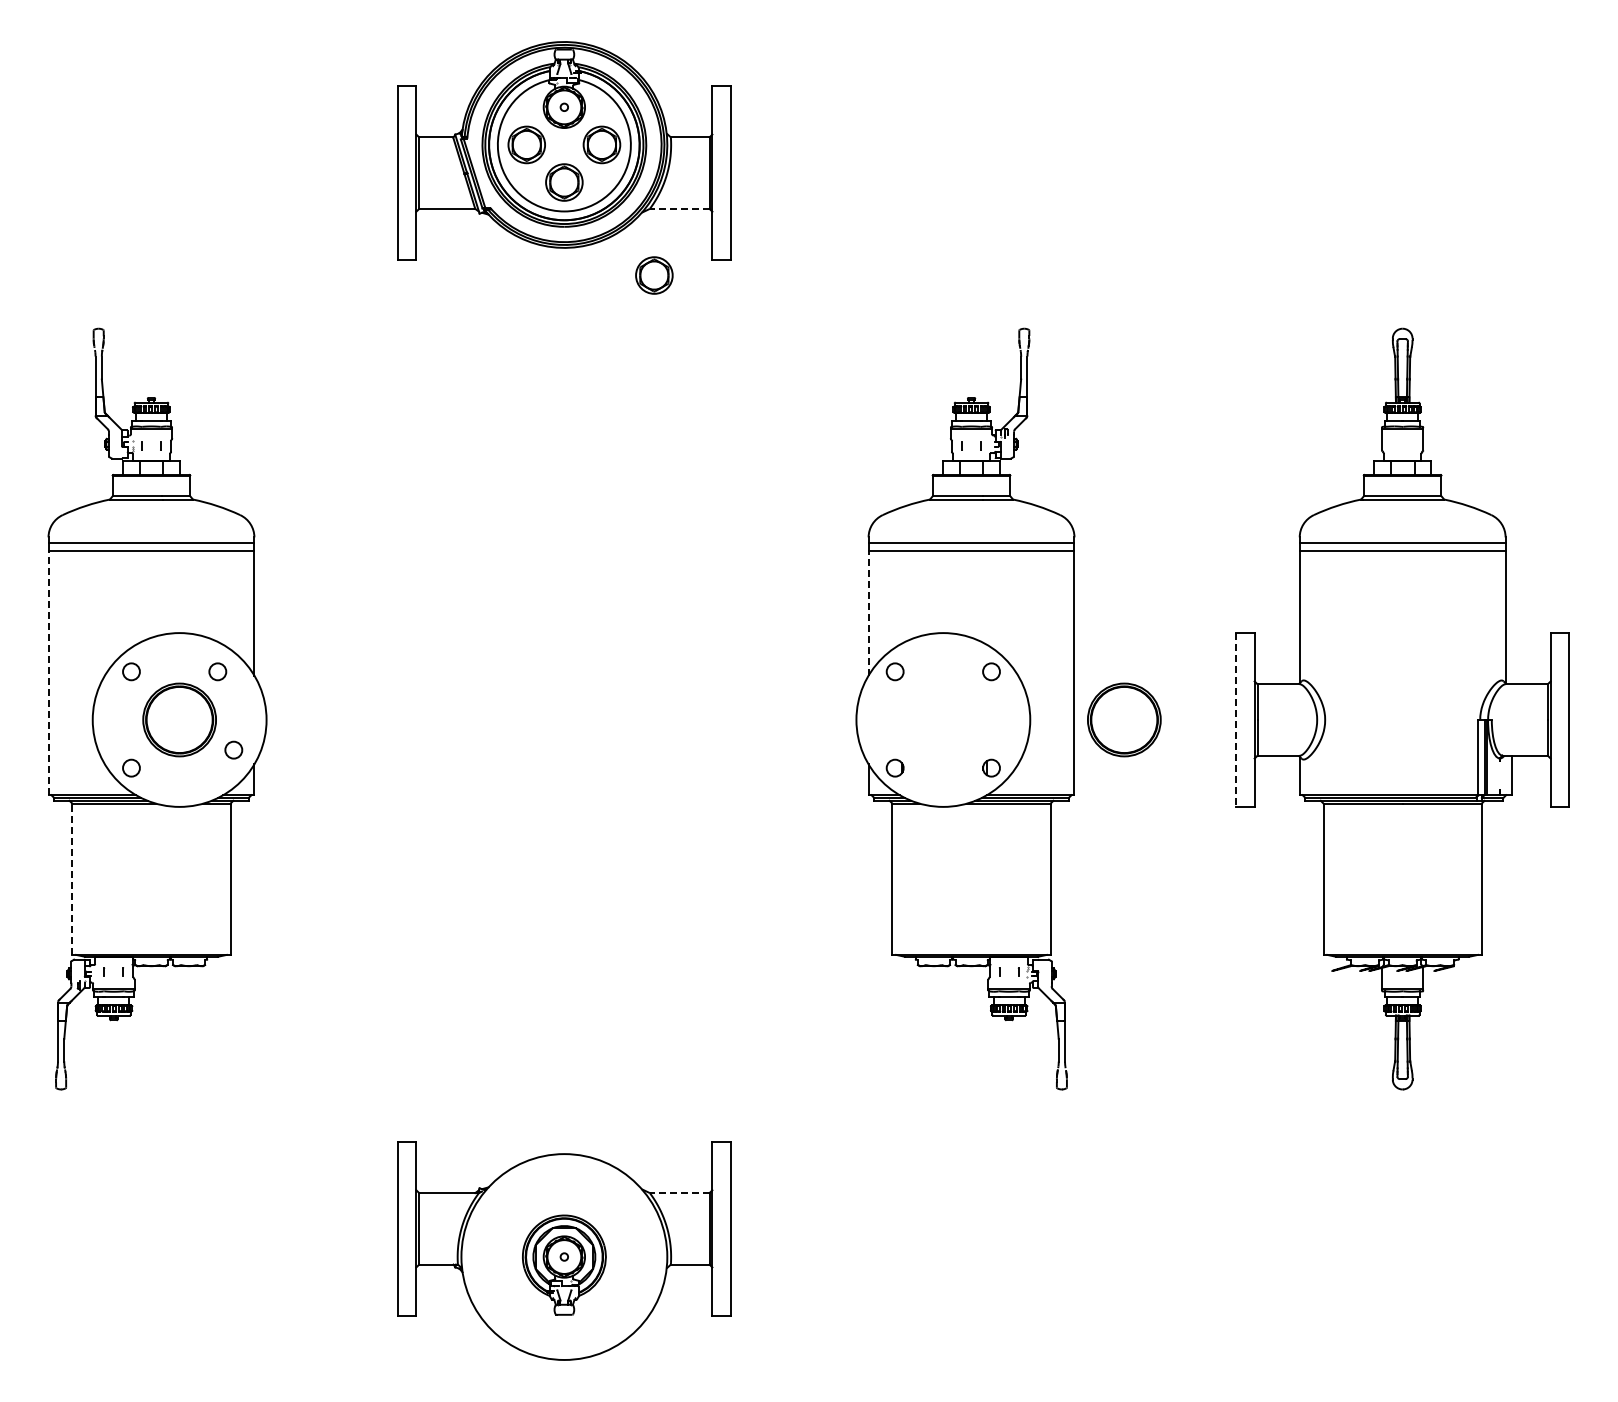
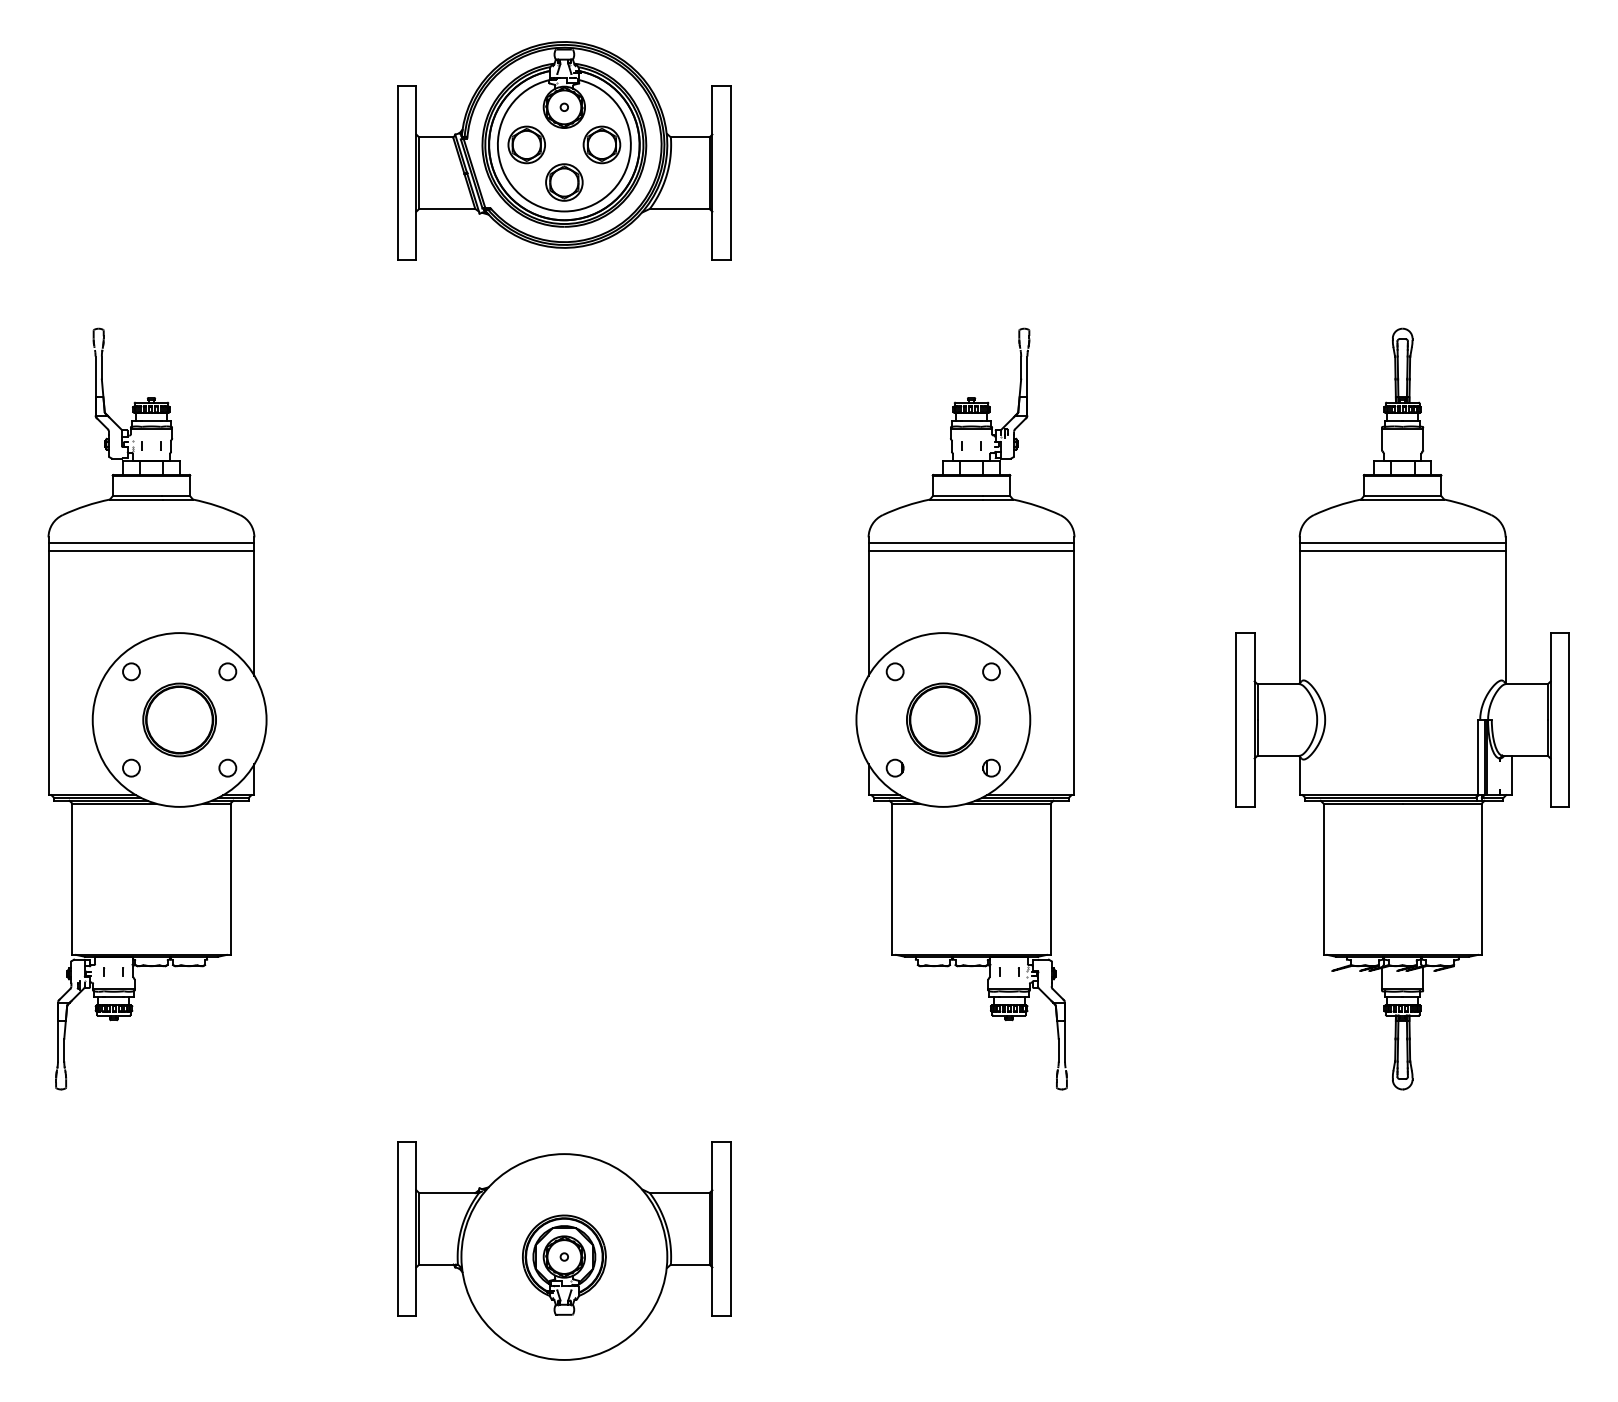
line: dashed -> solid (679, 208)
part: present -> none (654, 275)
line: dashed -> solid (868, 612)
circle position: (217, 671) -> (227, 671) (227, 671)
line: dashed -> solid (48, 672)
part position: (1124, 719) -> (943, 719) (943, 719)
line: dashed -> solid (1235, 720)
circle position: (233, 749) -> (227, 767) (227, 767)
line: dashed -> solid (72, 879)
line: dashed -> solid (679, 1193)
